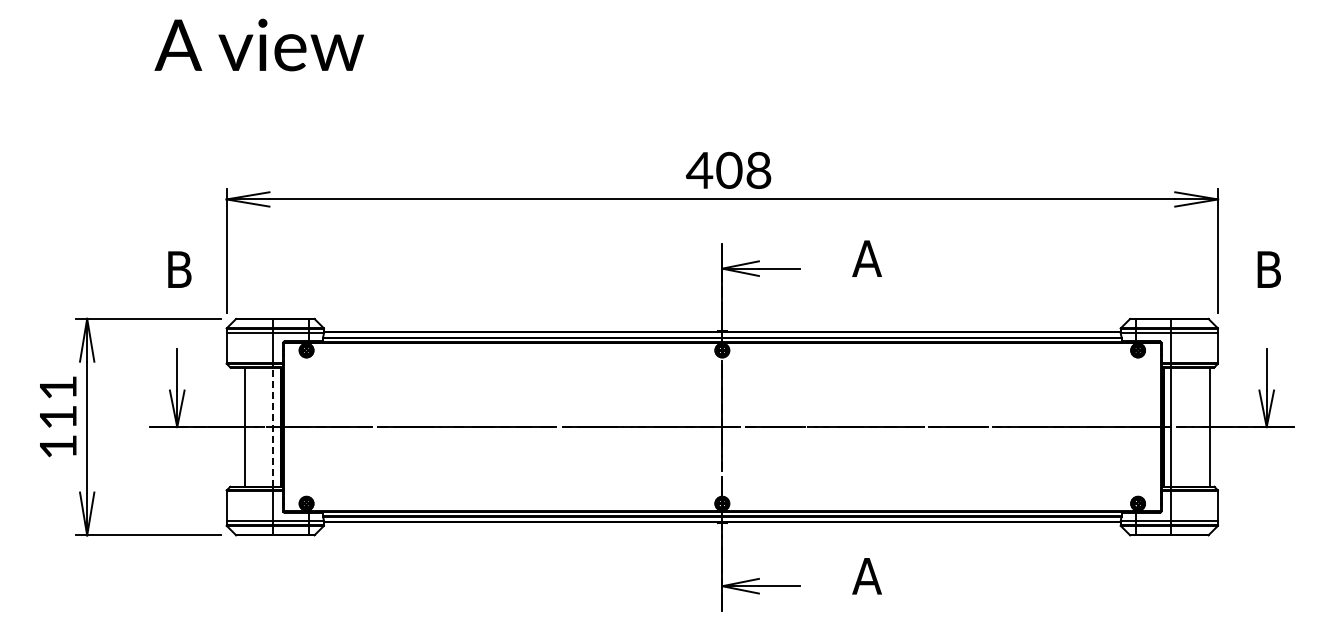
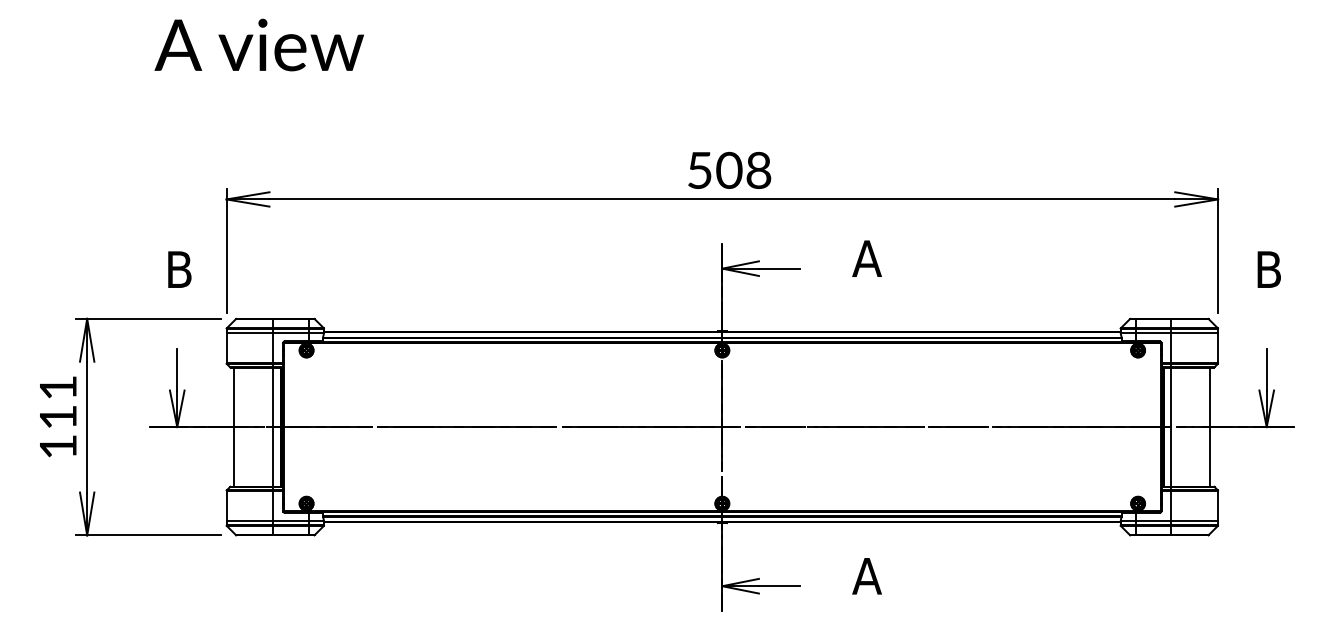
text: 408 -> 508 (699, 170)
line position: (245, 426) -> (234, 426) (234, 426)
line: dashed -> solid (273, 427)
